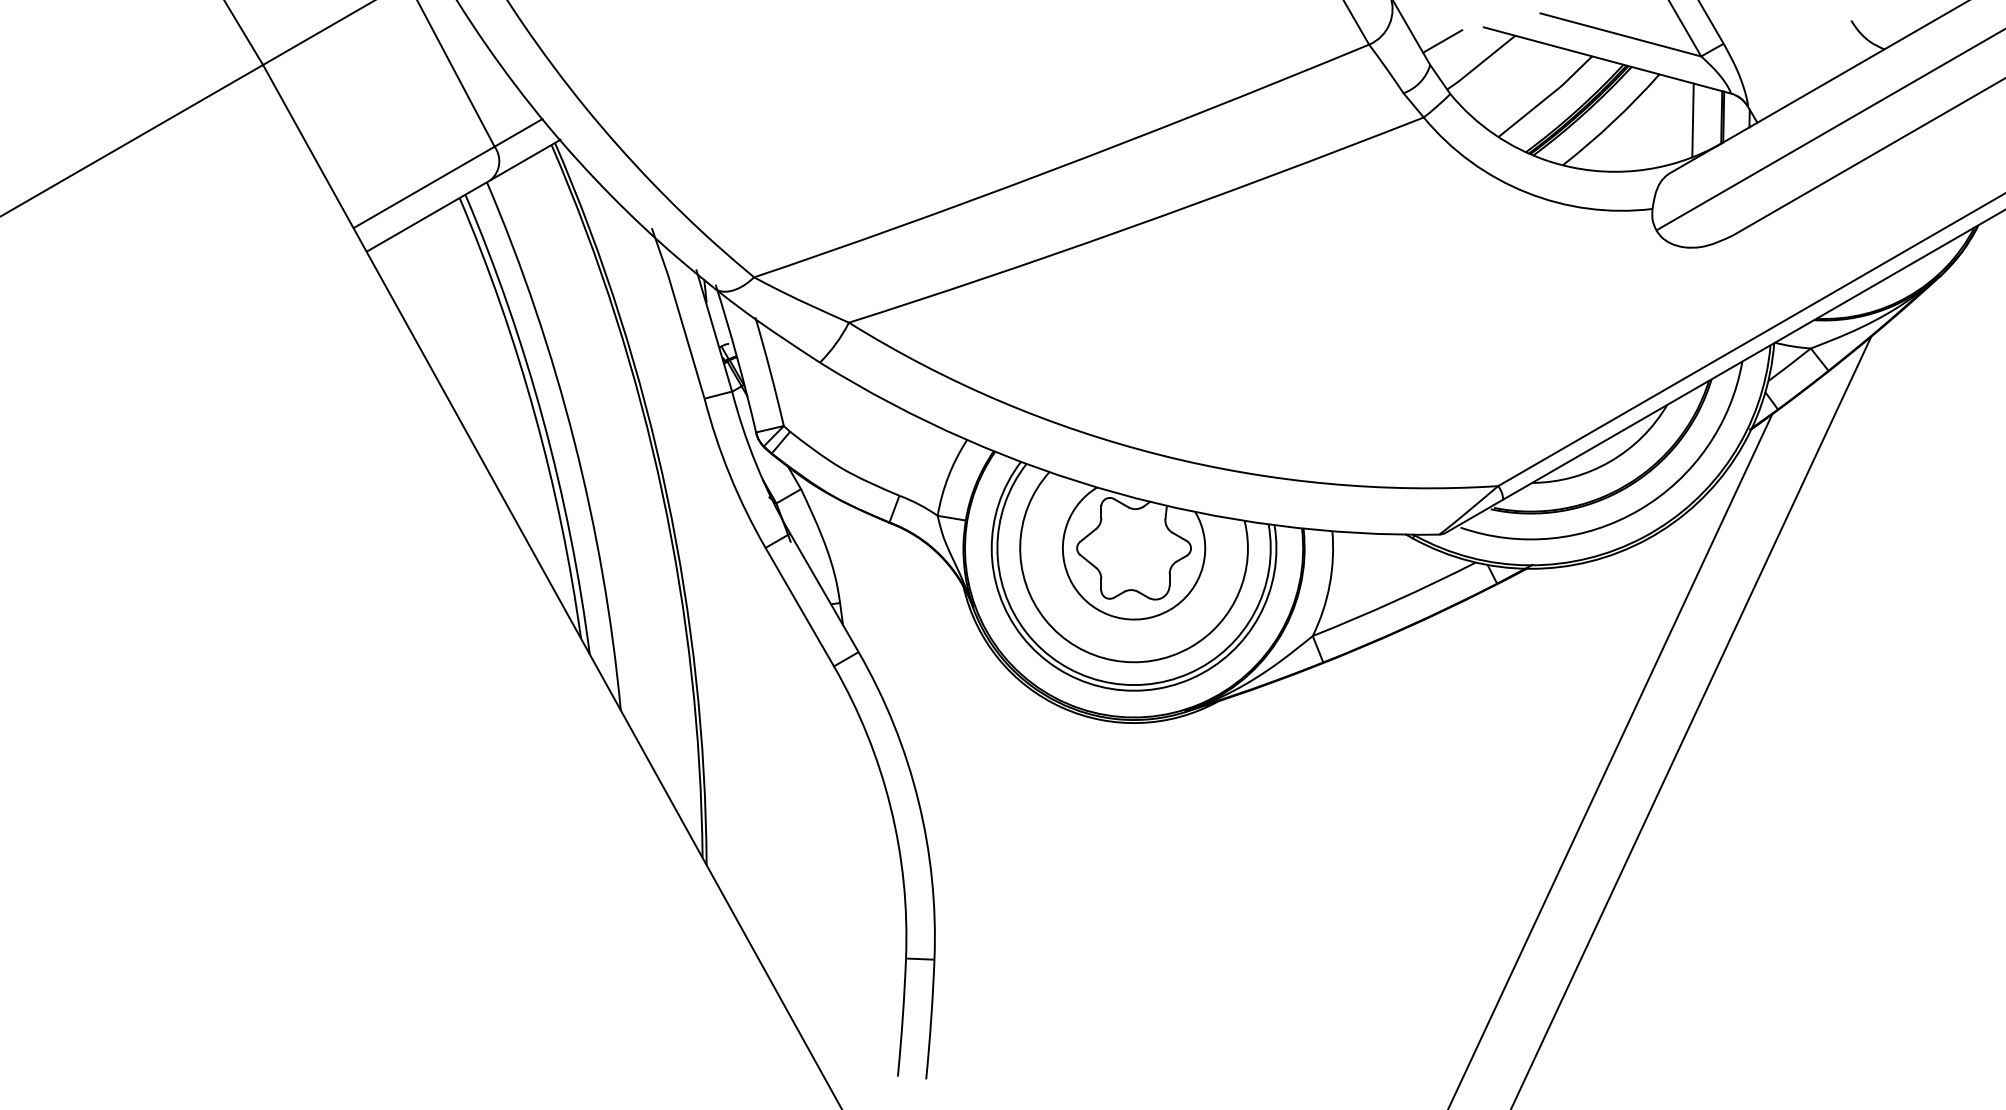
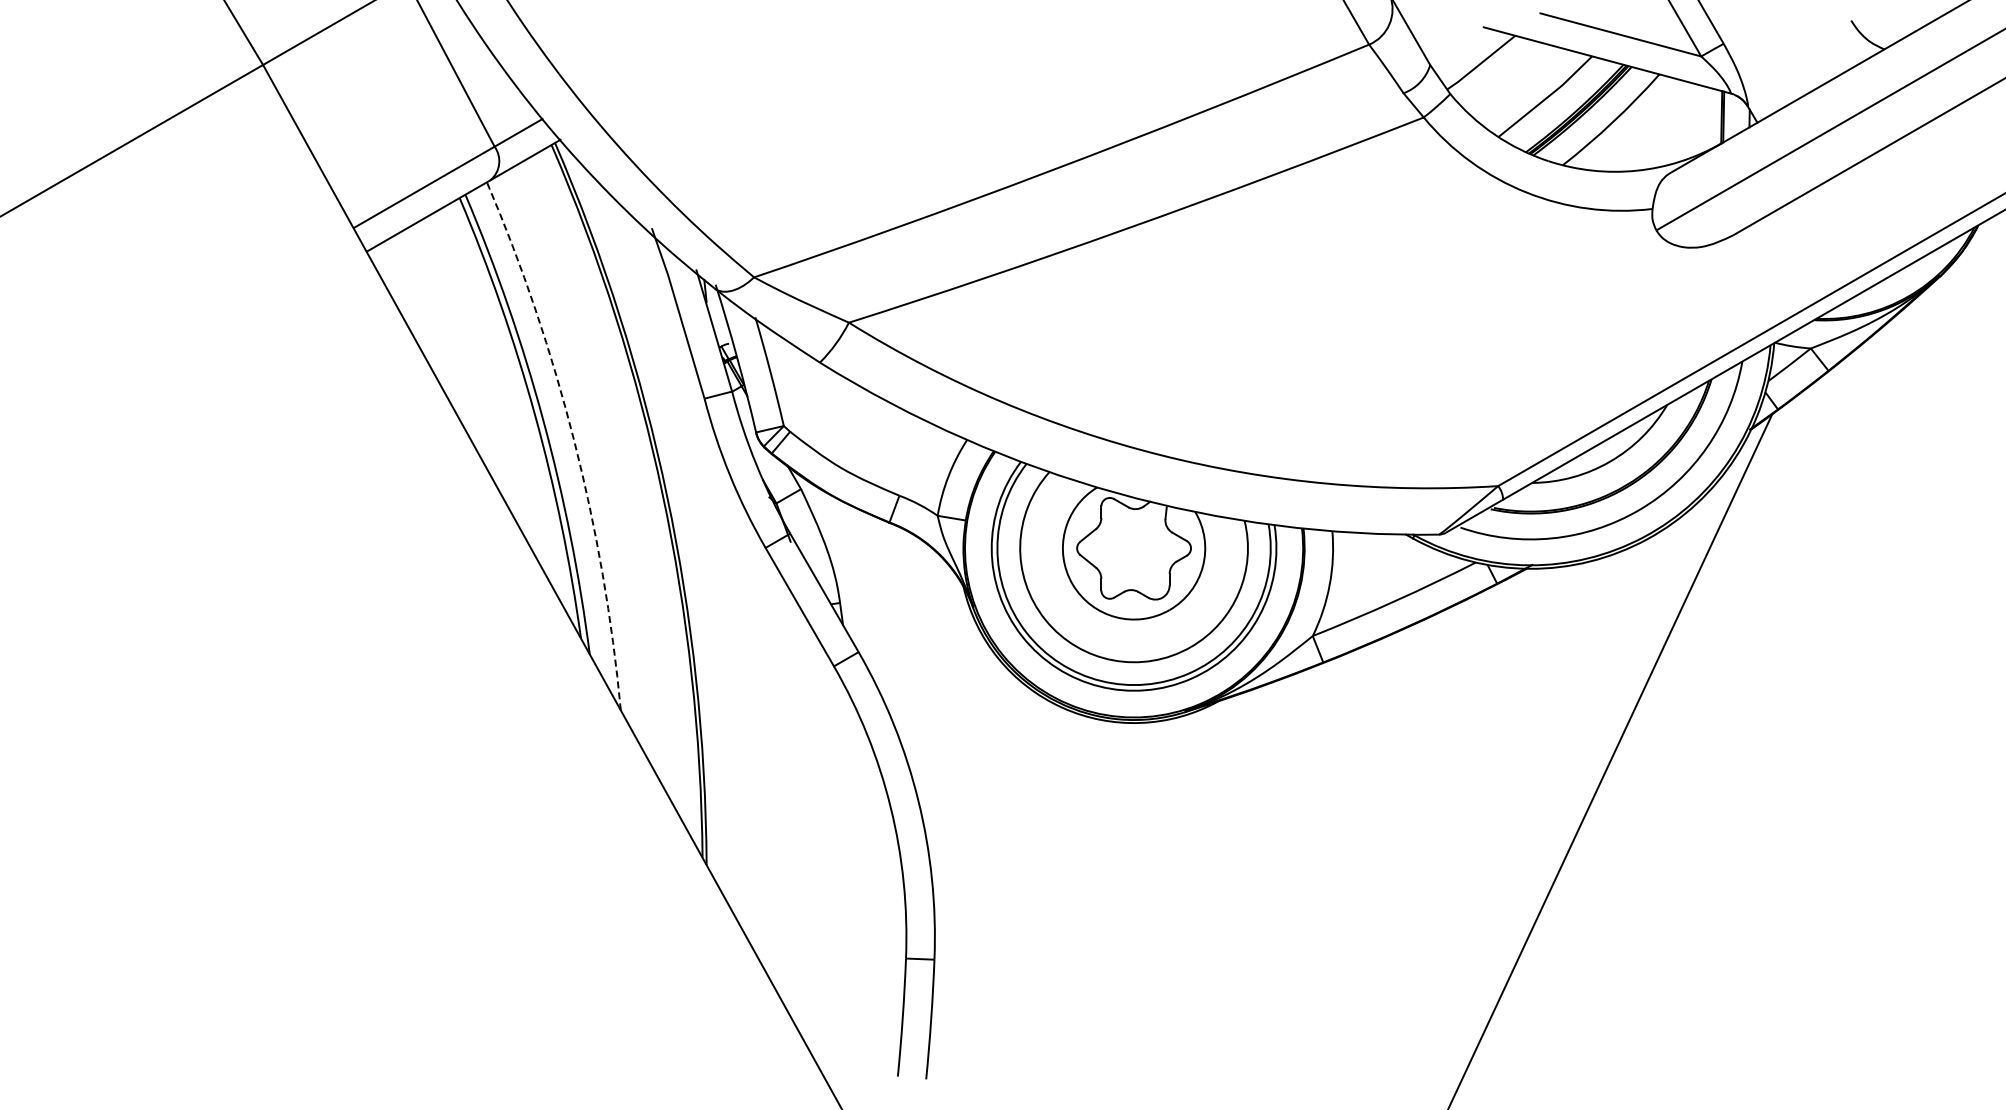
line: present -> none (1442, 41)
line: present -> none (1692, 120)
arc: solid -> dashed (574, 441)
line: present -> none (1691, 721)
